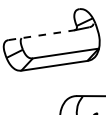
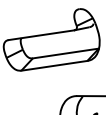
line: dashed -> solid (41, 35)
